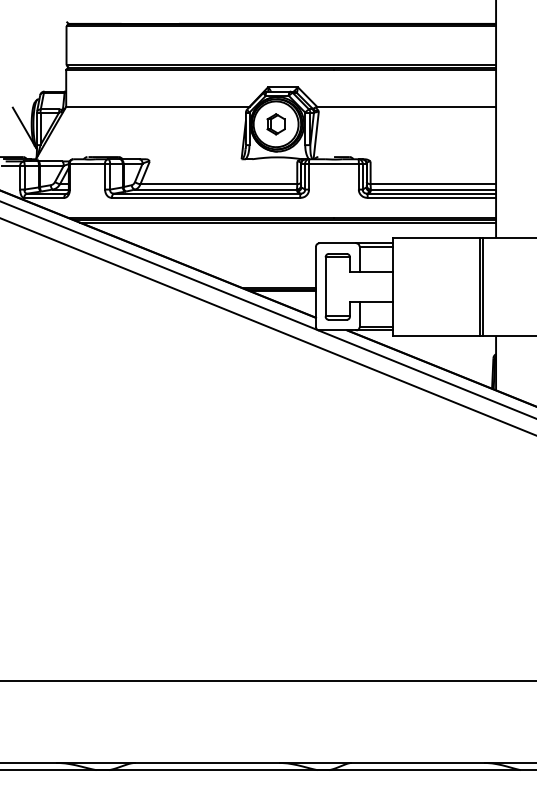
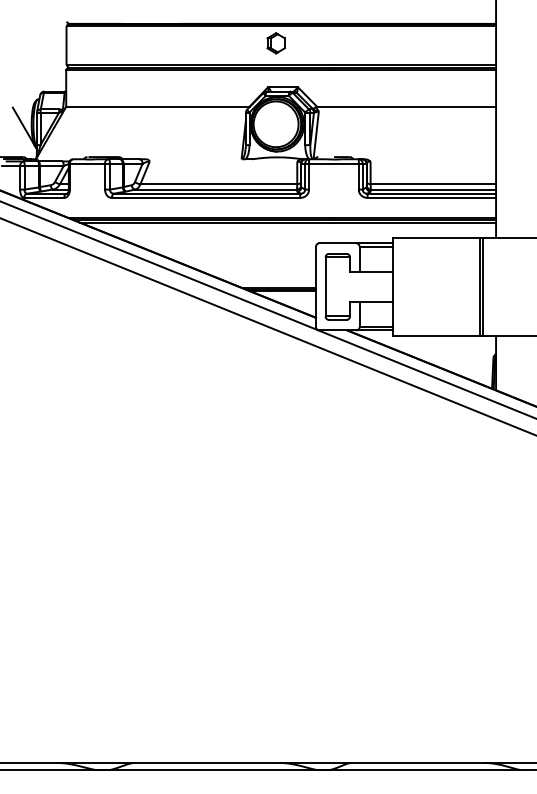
part position: (275, 124) -> (275, 43) (275, 43)
line: present -> none (267, 681)
